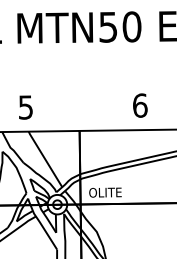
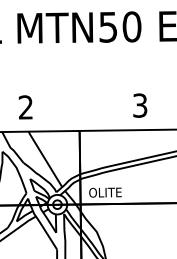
text: 6 -> 3 (140, 105)
text: 5 -> 2 (25, 107)
